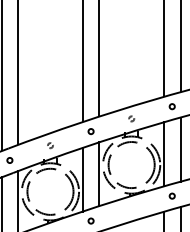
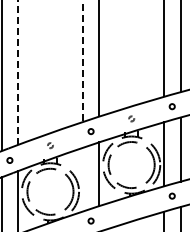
line: solid -> dashed (82, 61)
line: solid -> dashed (18, 72)
line: present -> none (82, 179)
